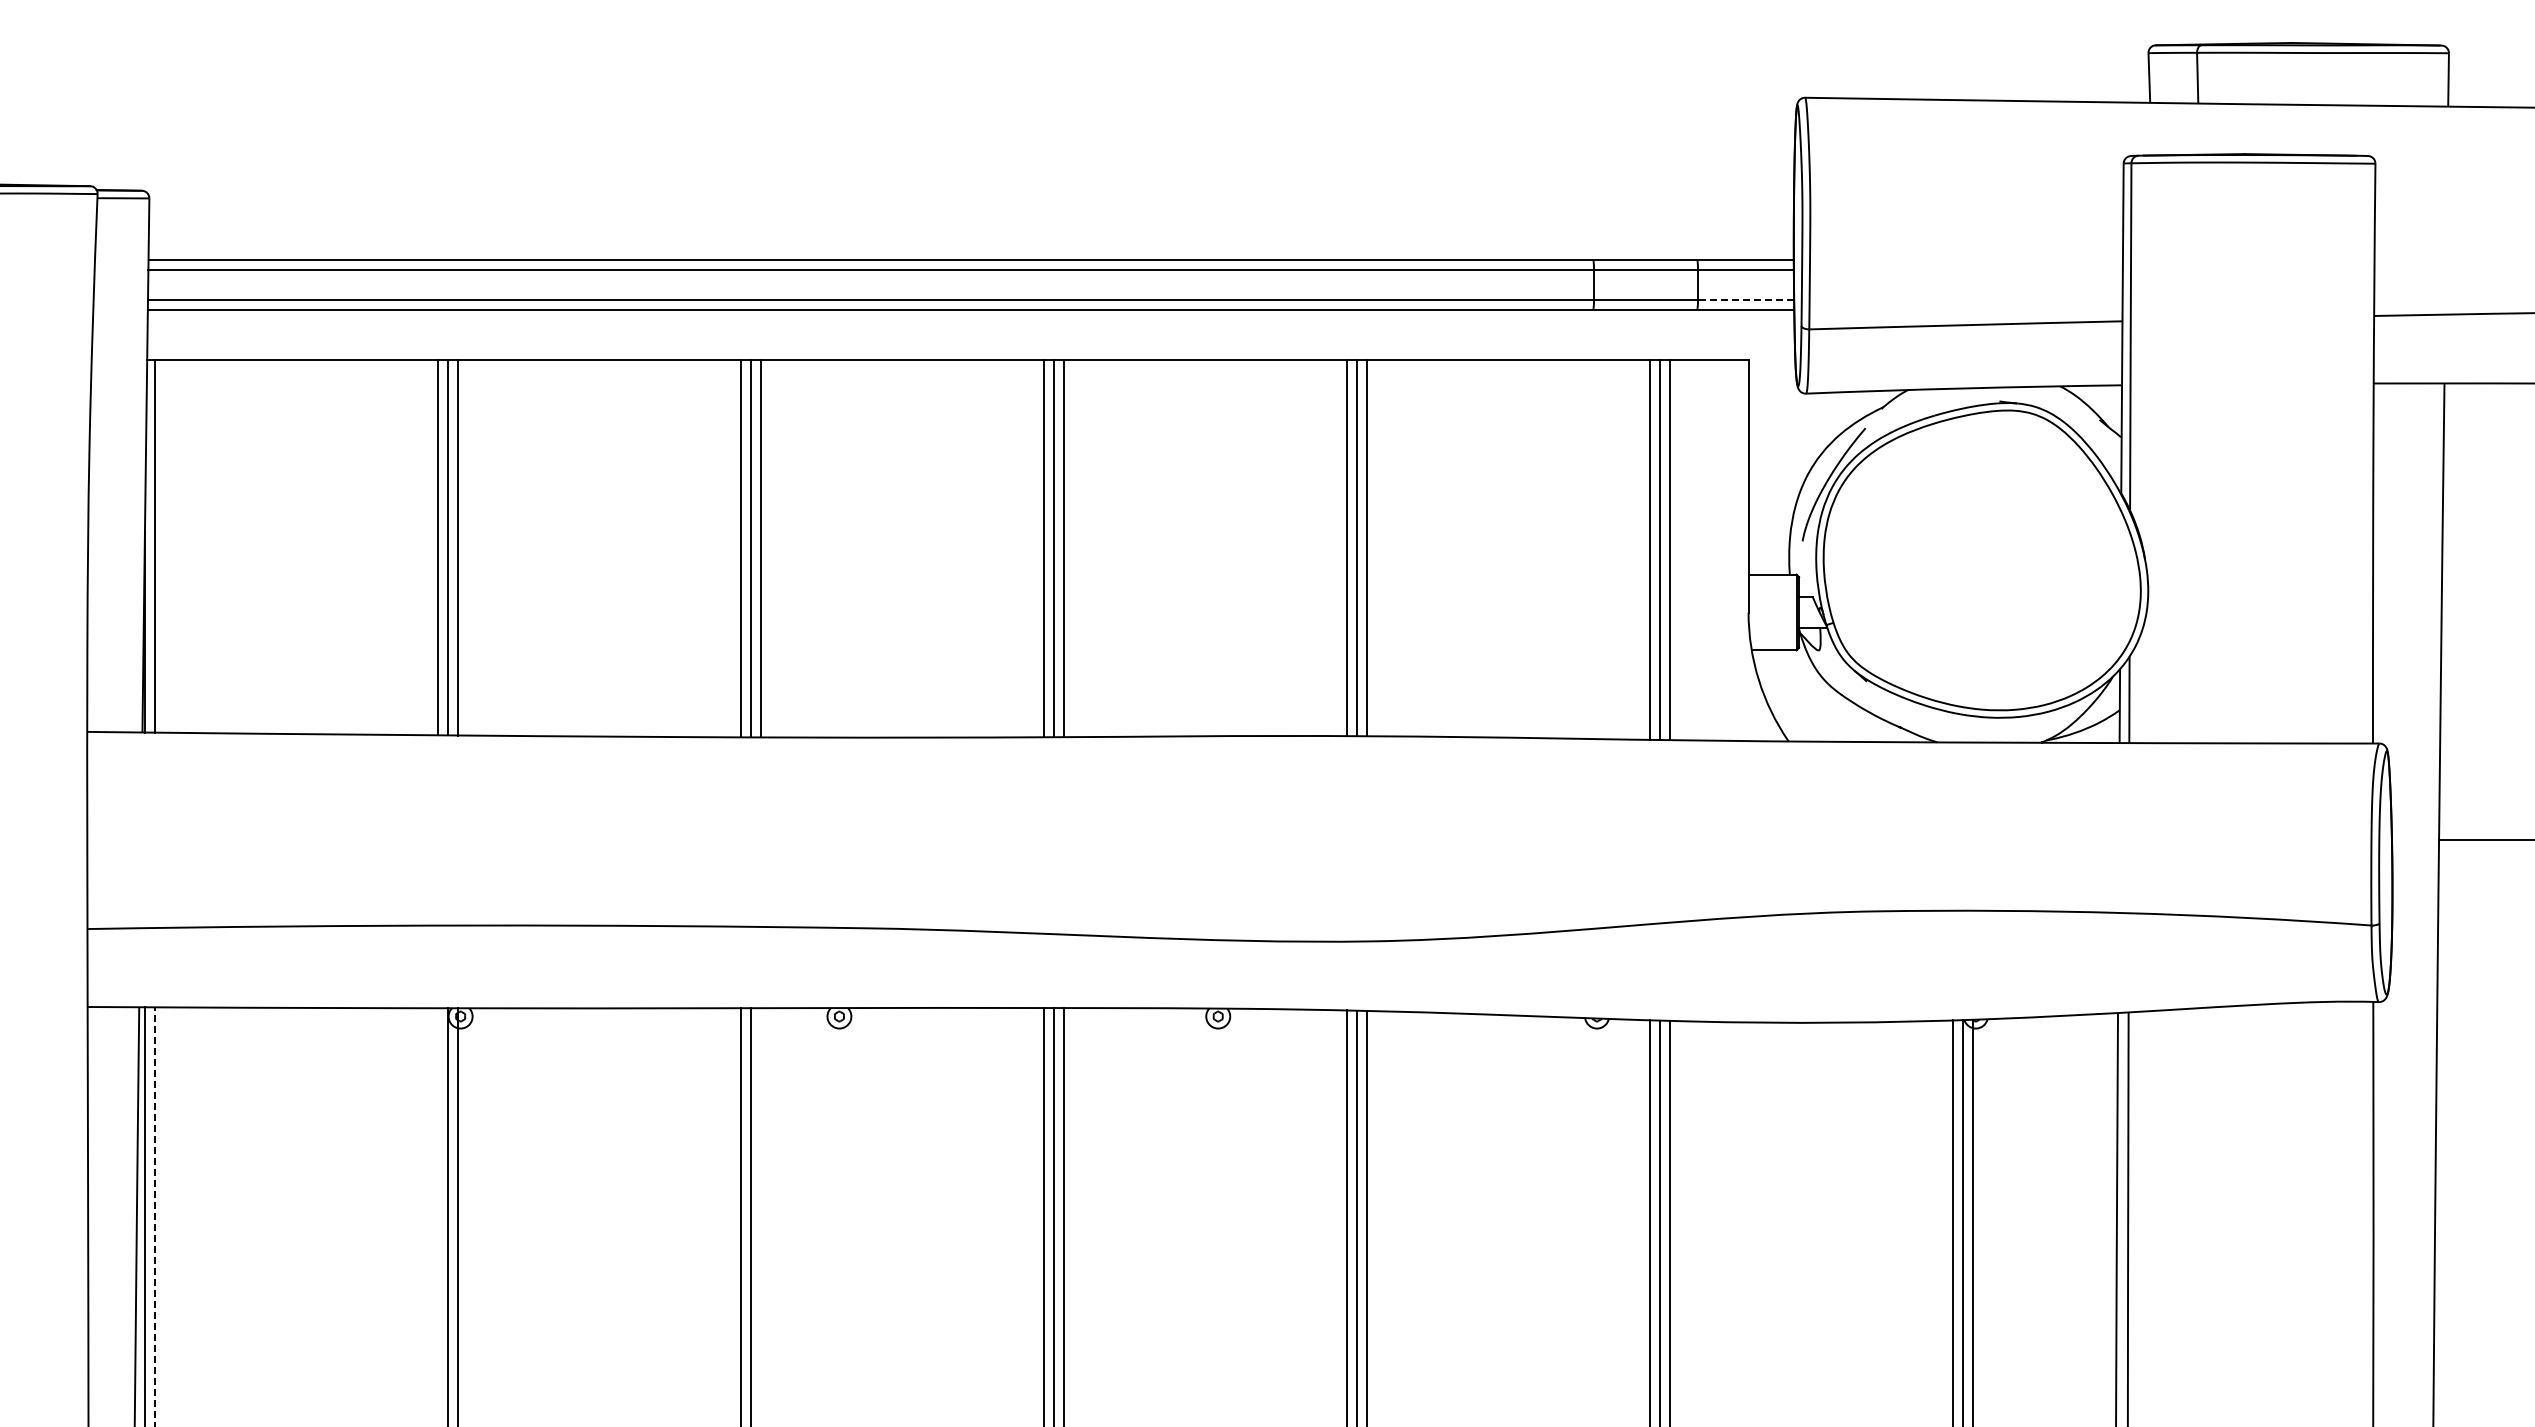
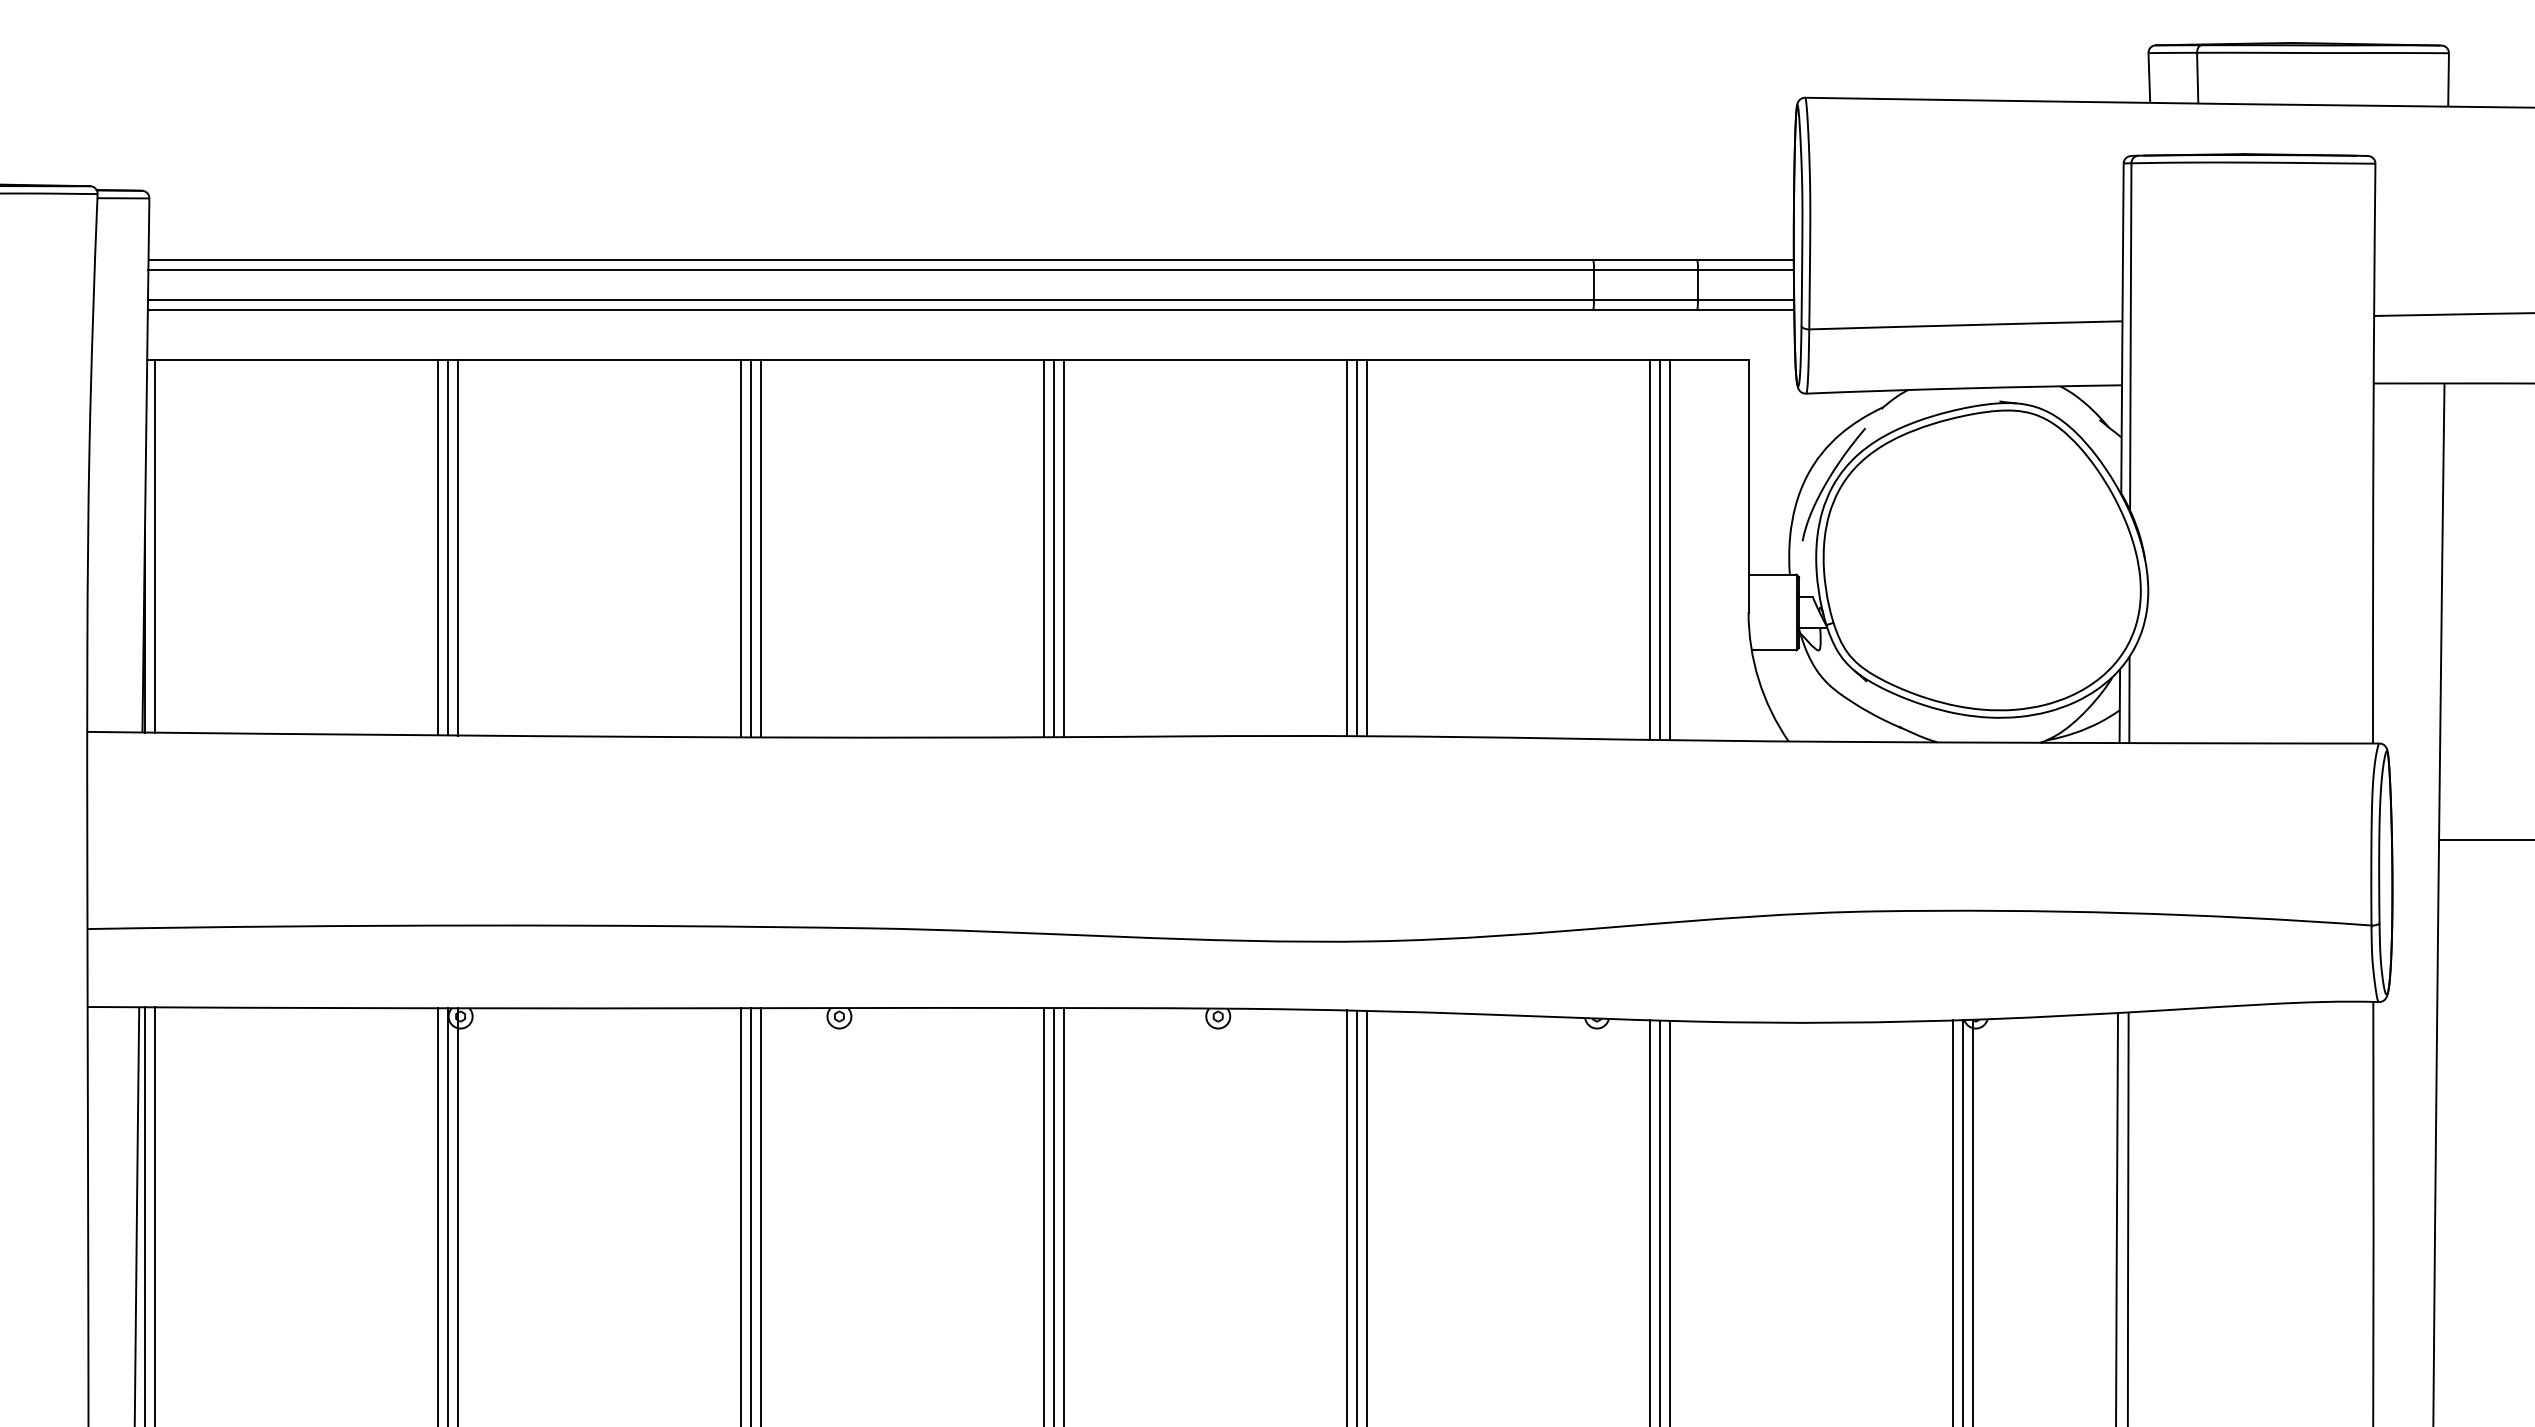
line: dashed -> solid (1745, 300)
line: none -> present (437, 1215)
line: none -> present (761, 1215)
line: dashed -> solid (155, 1216)
